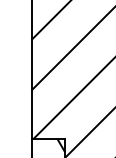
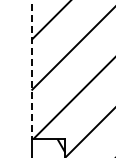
line: solid -> dashed (31, 69)
